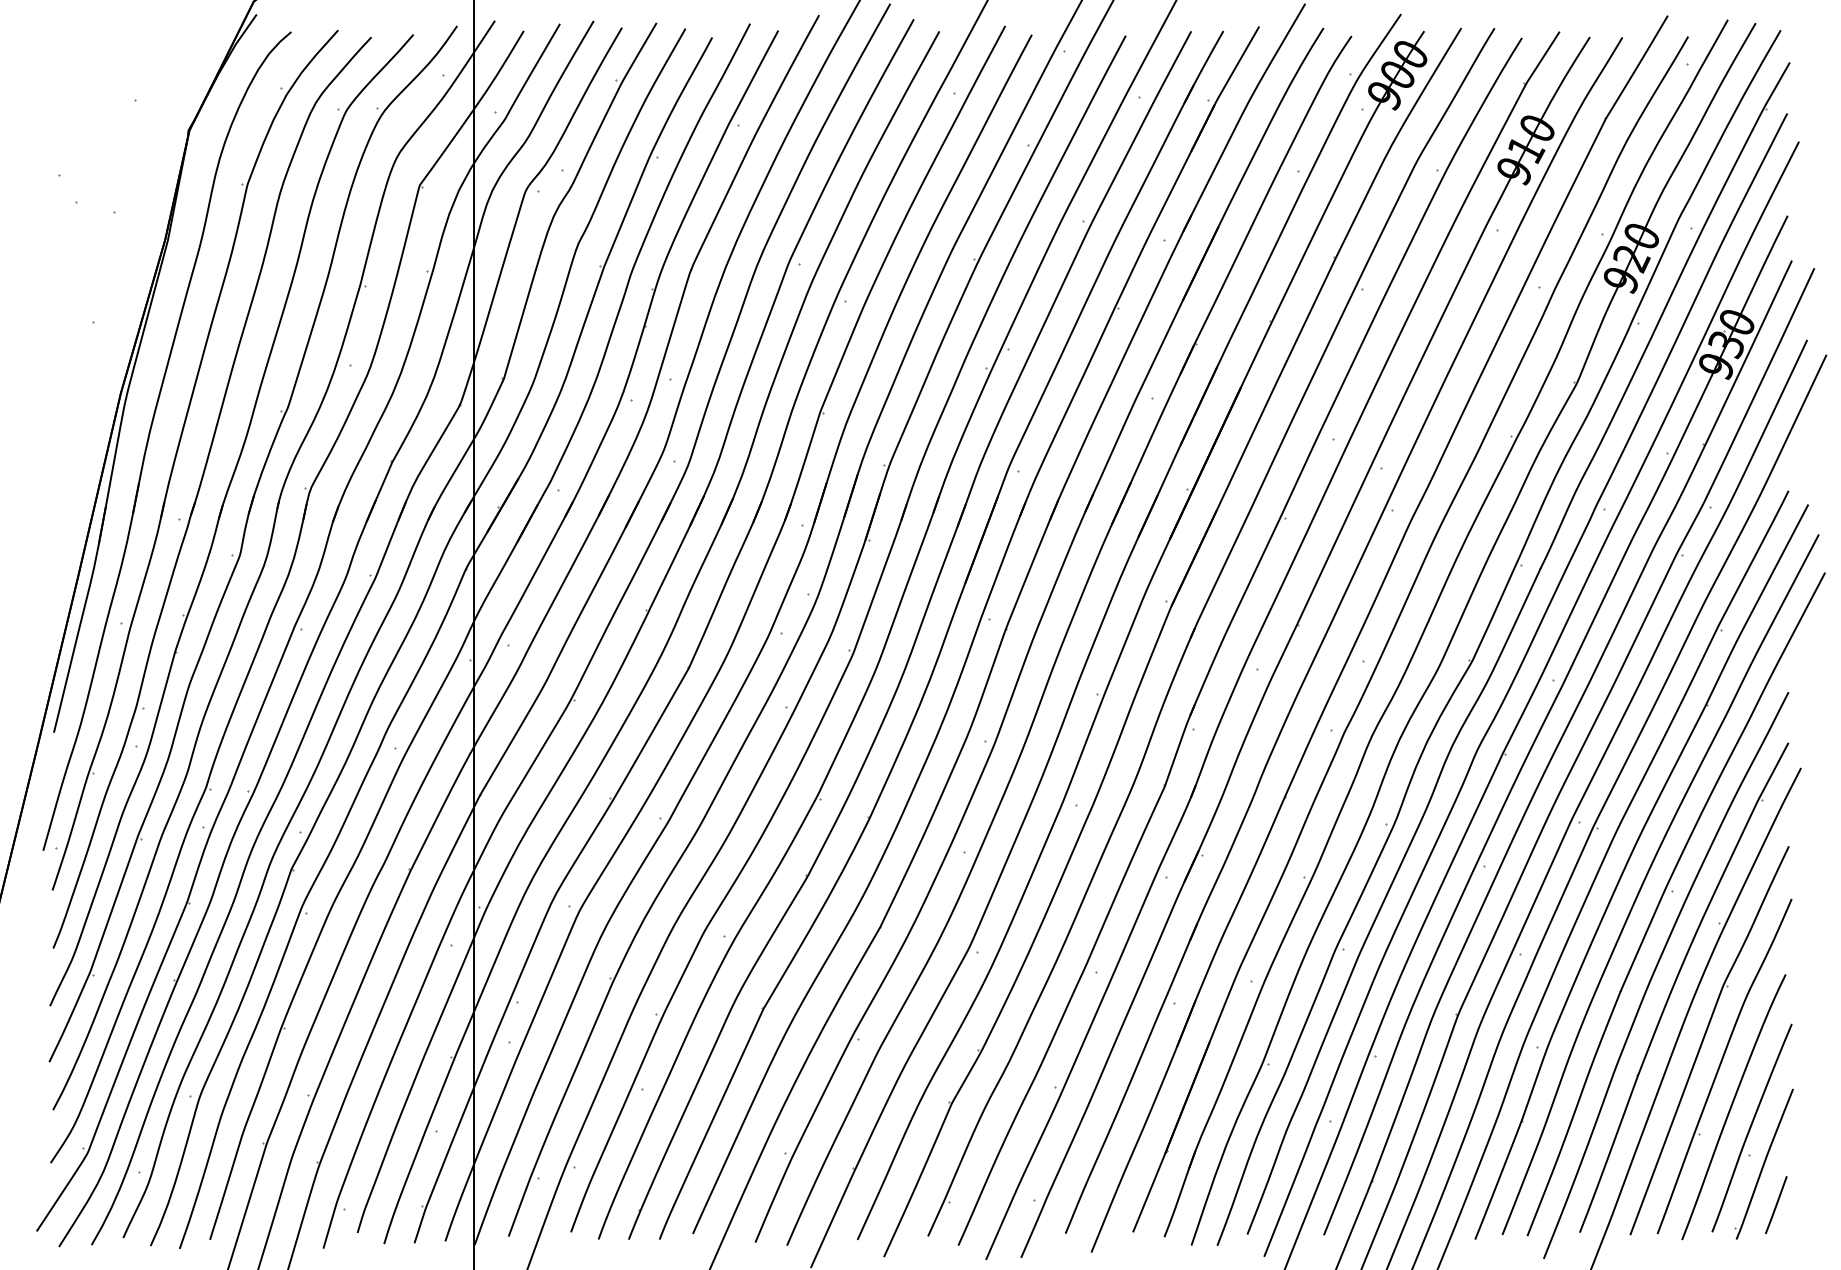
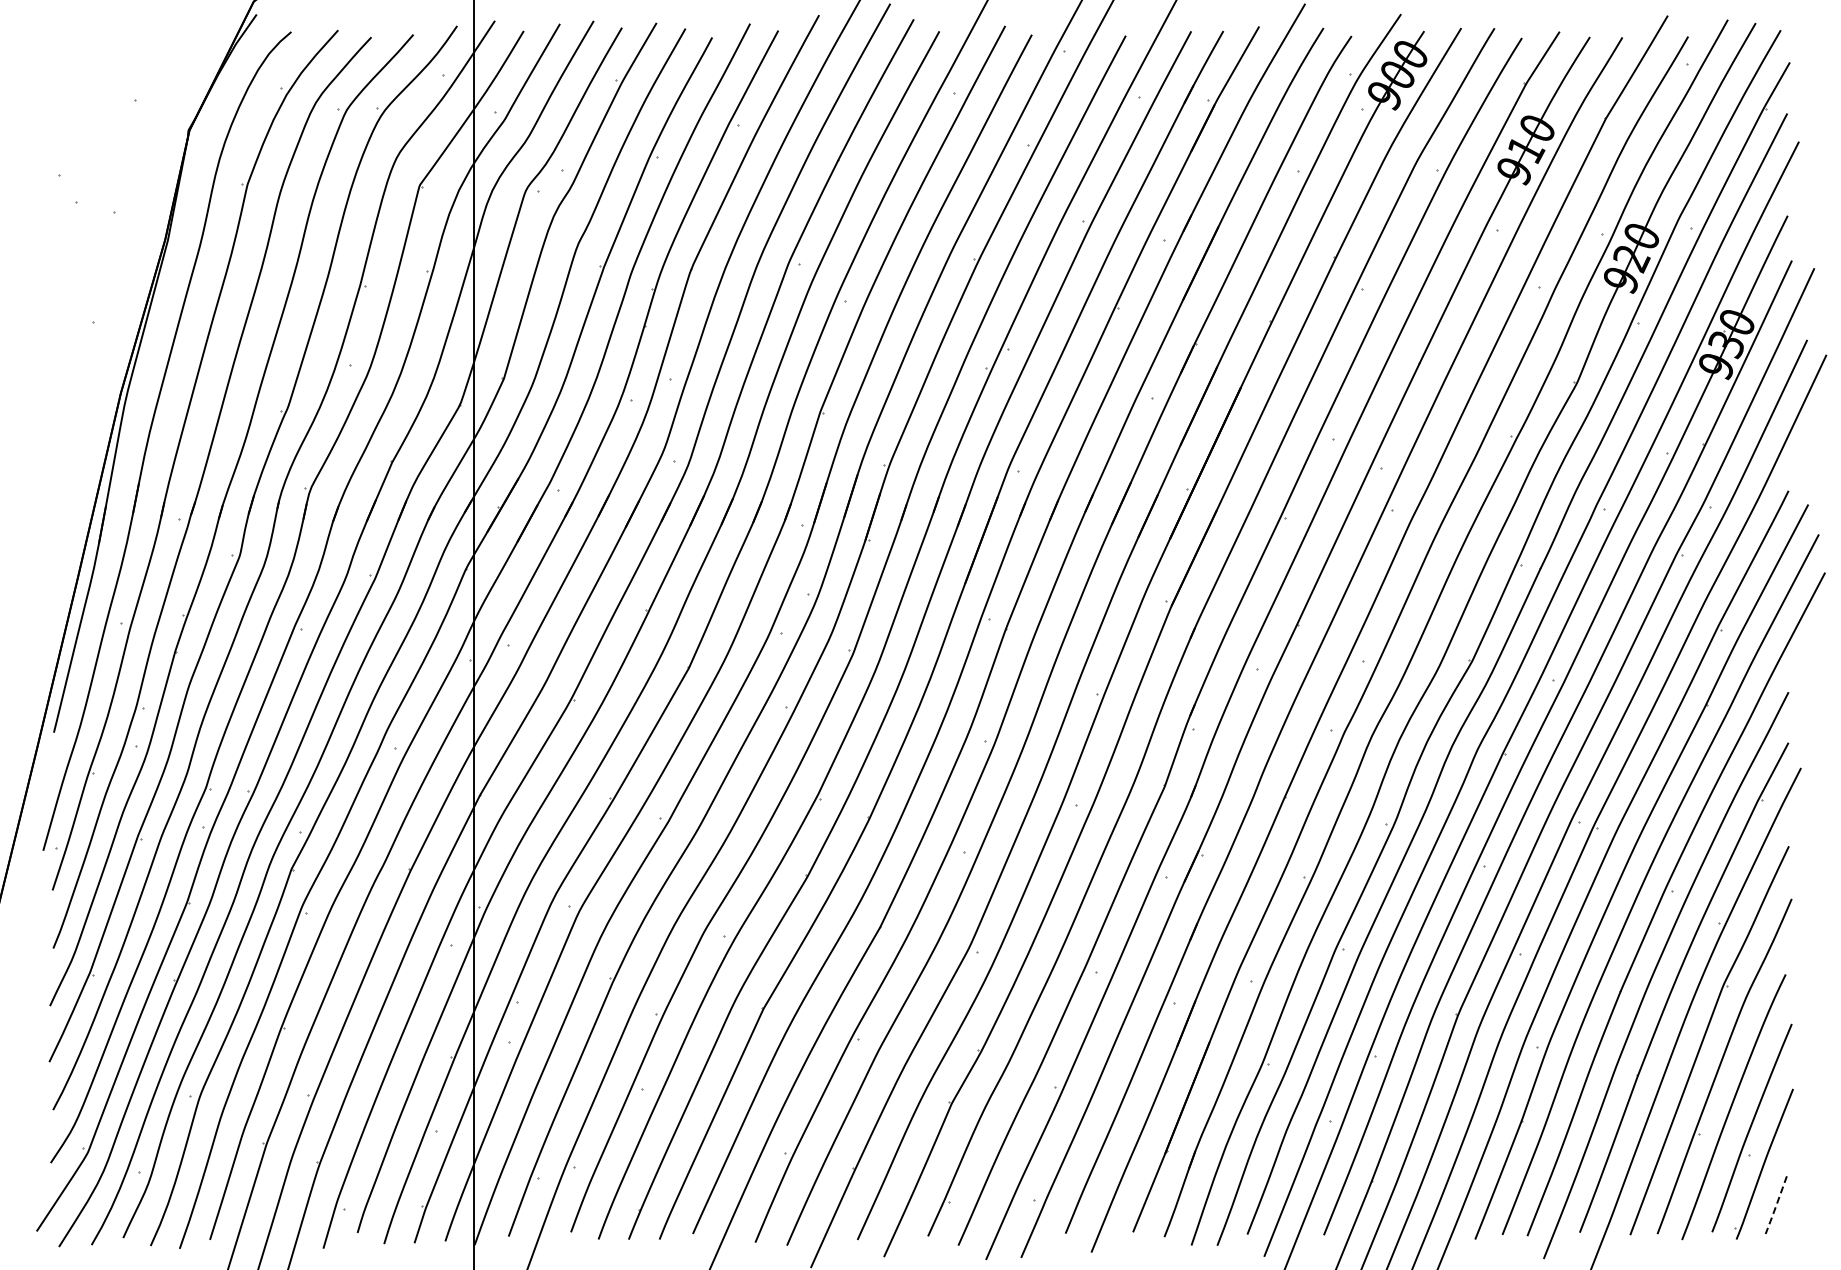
line: solid -> dashed (1776, 1206)
